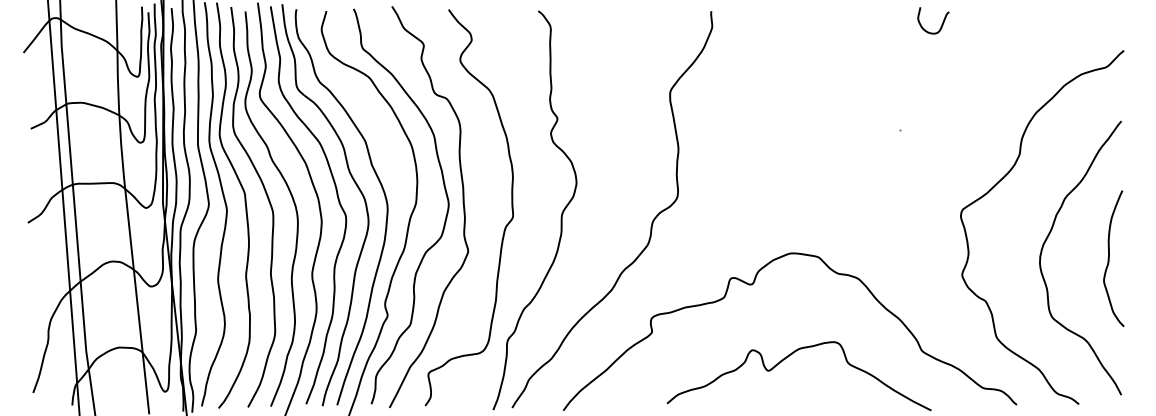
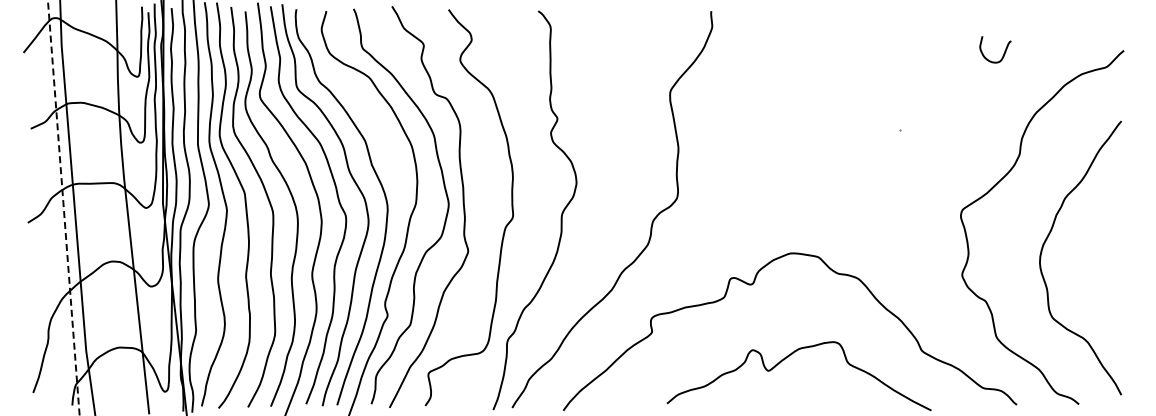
curve position: (941, 24) -> (1003, 53) (1003, 53)
line: solid -> dashed (63, 208)
curve: present -> none (1109, 258)
